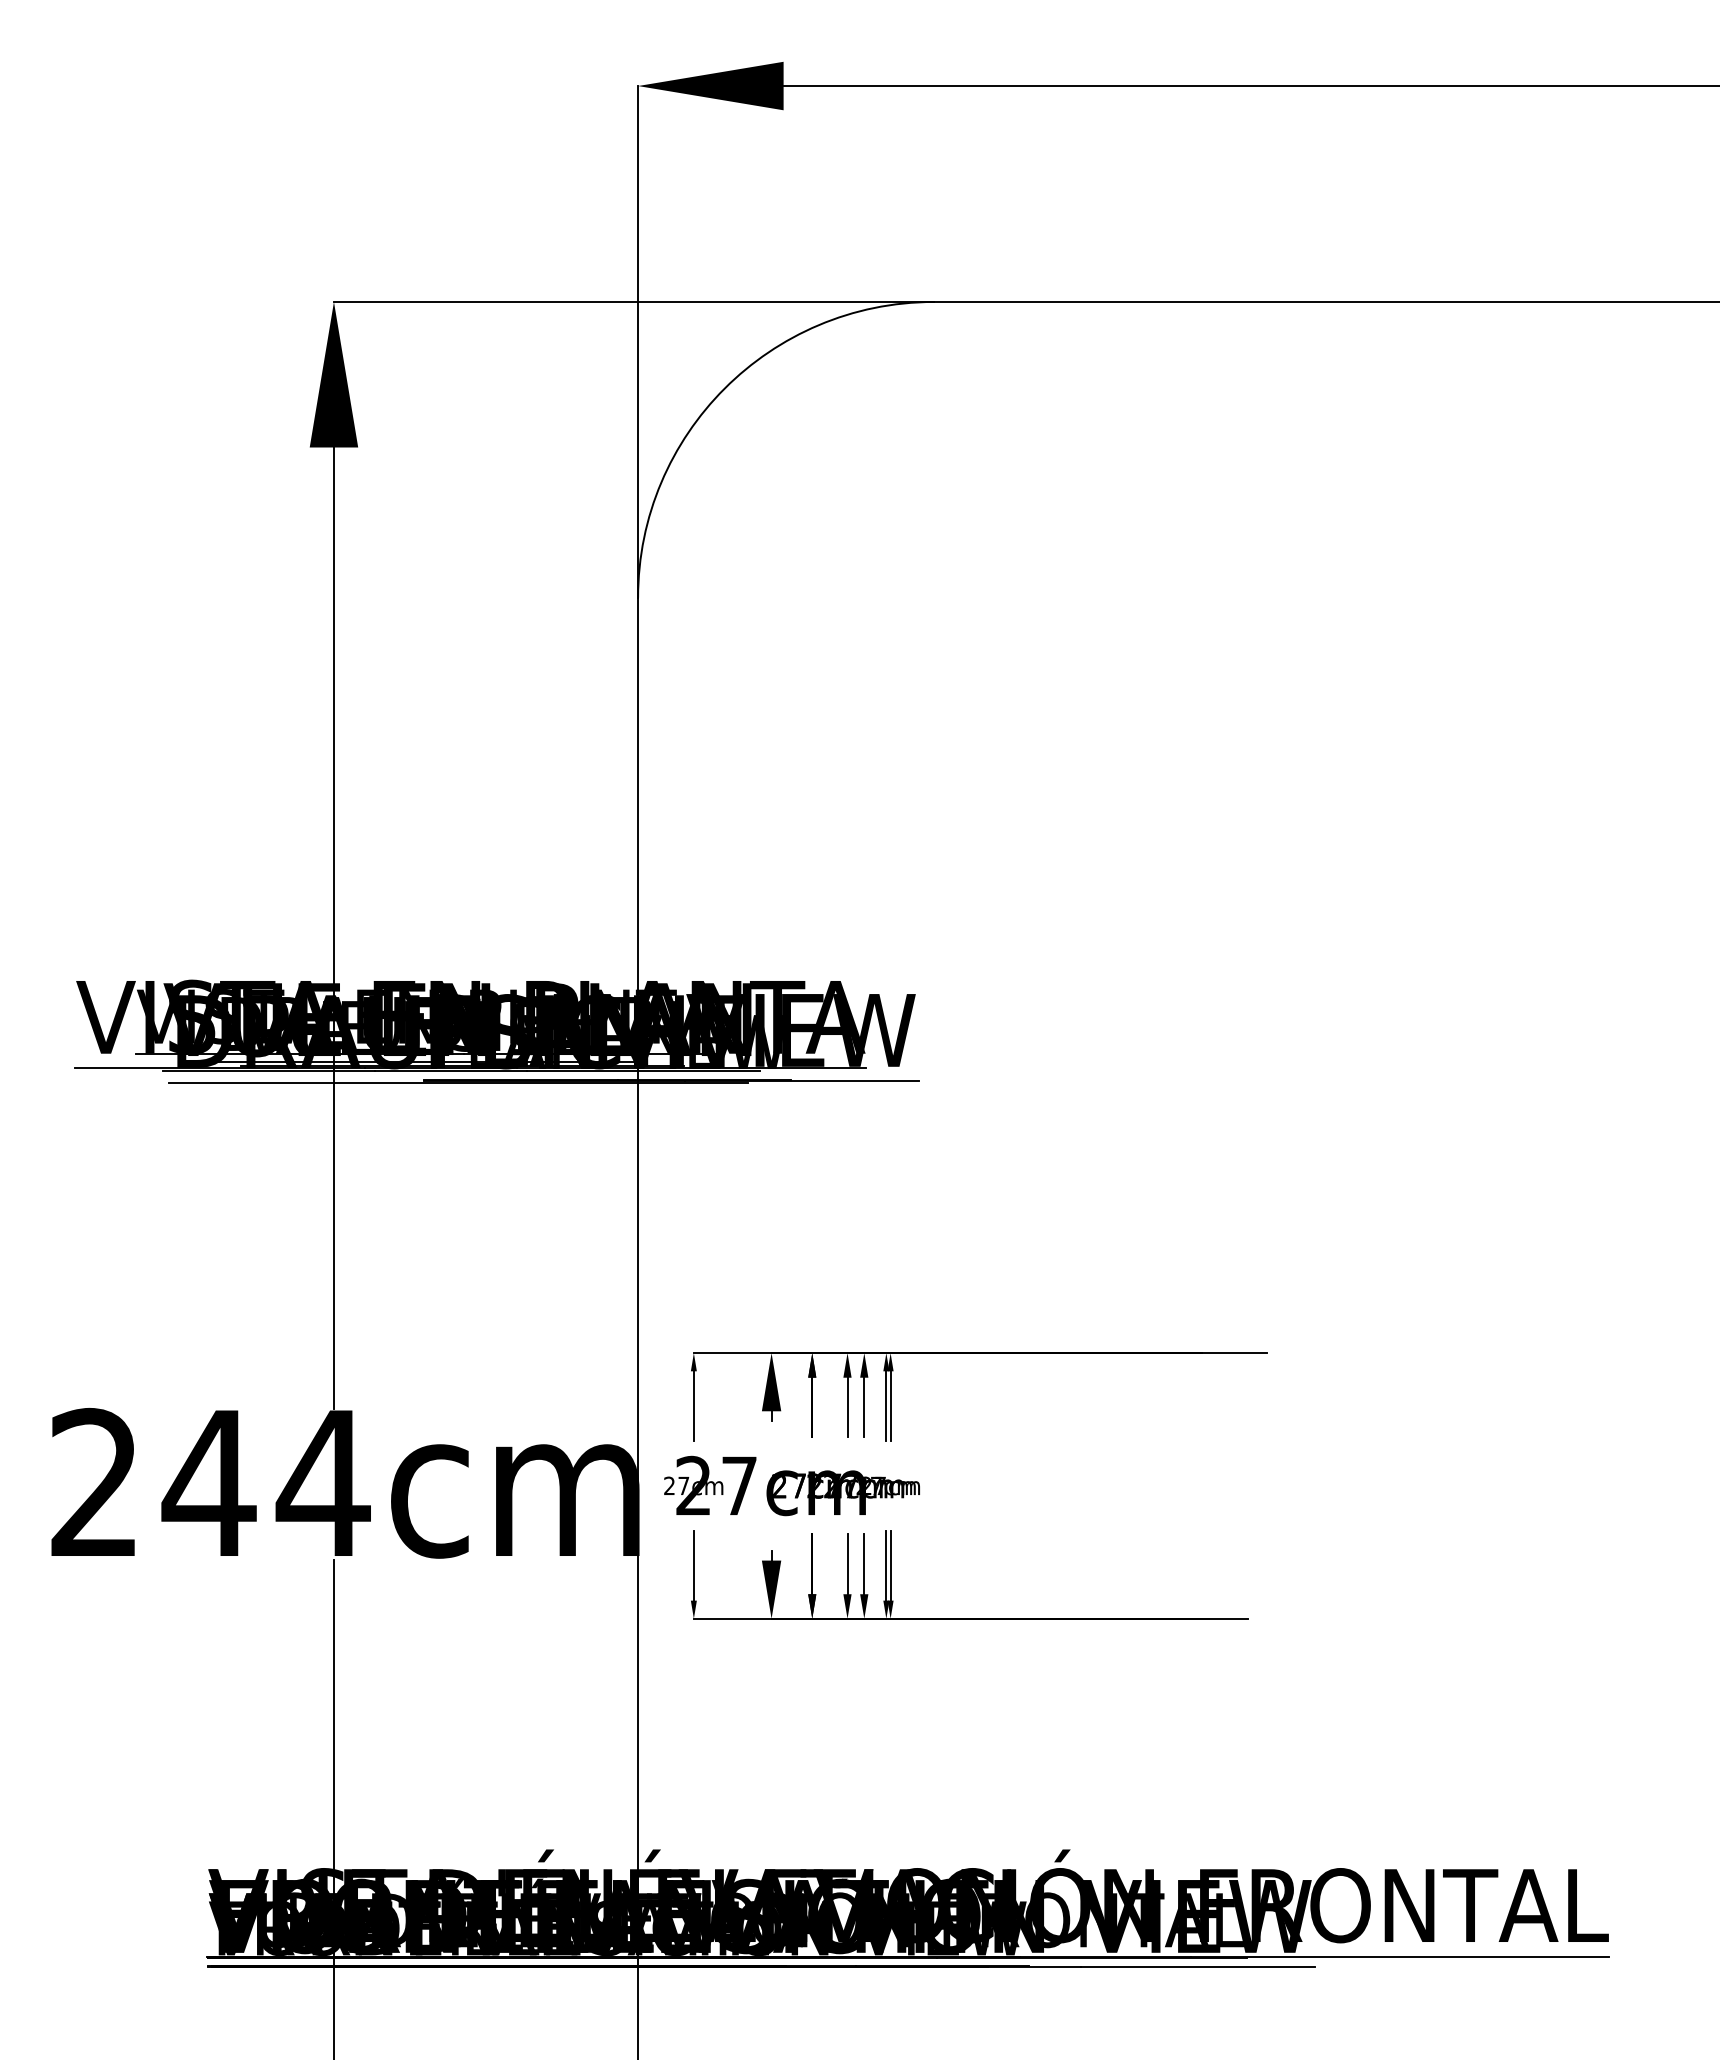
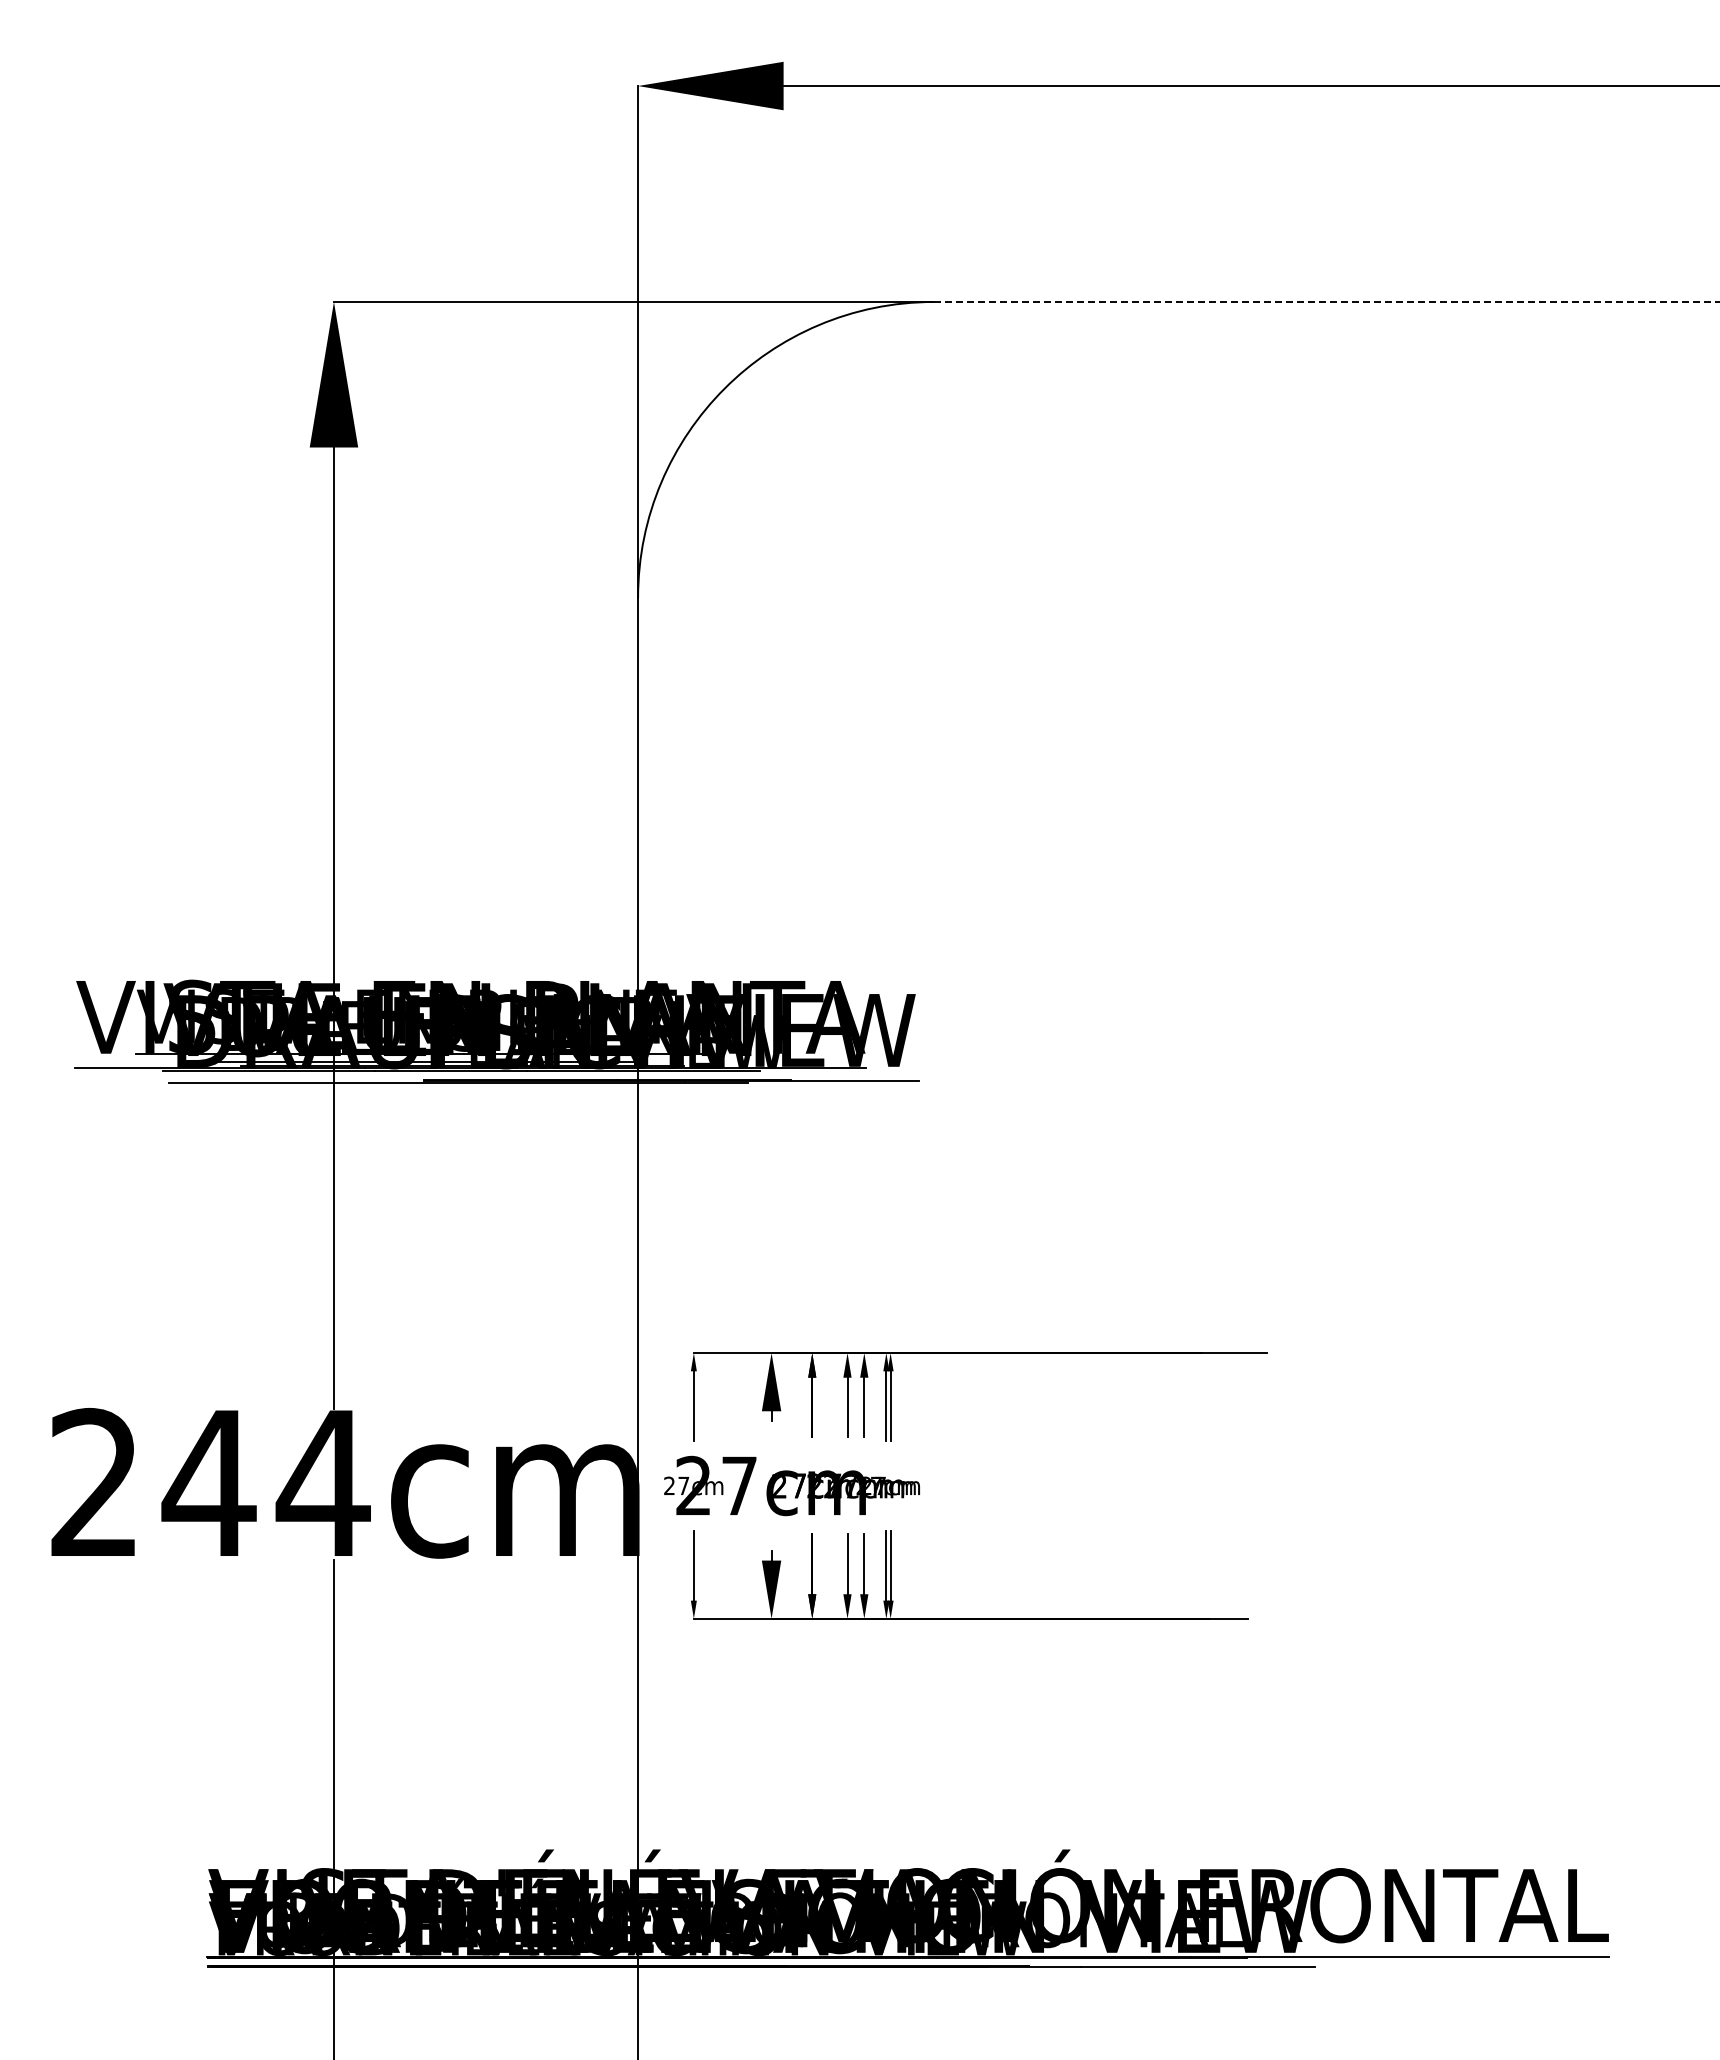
line: solid -> dashed (1326, 301)
